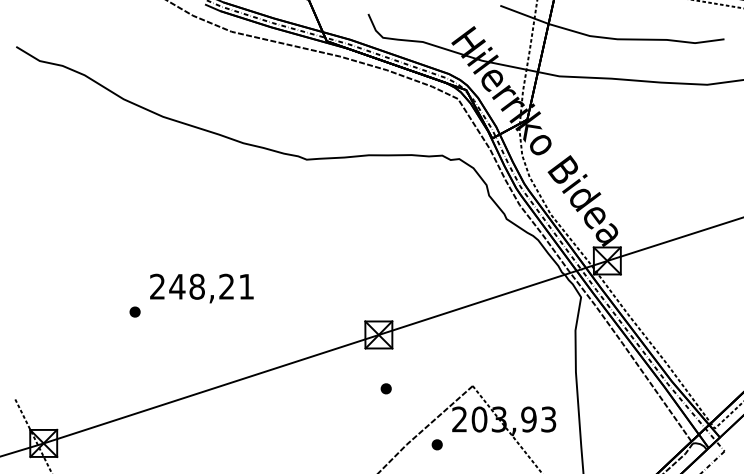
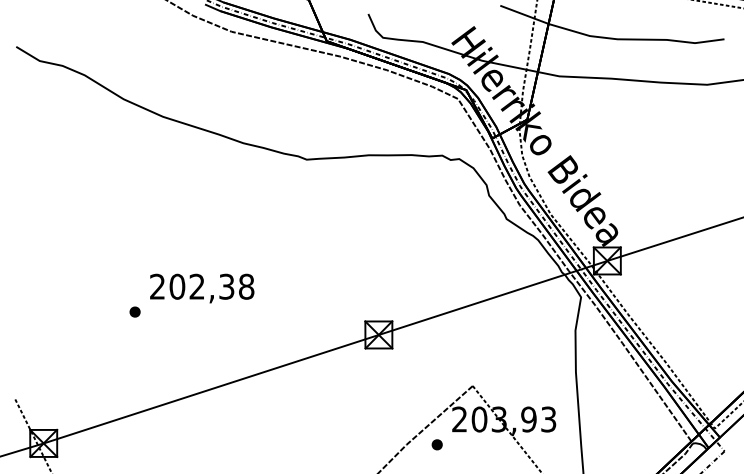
text: 248,21 -> 202,38 (211, 286)
part: present -> none (385, 388)
